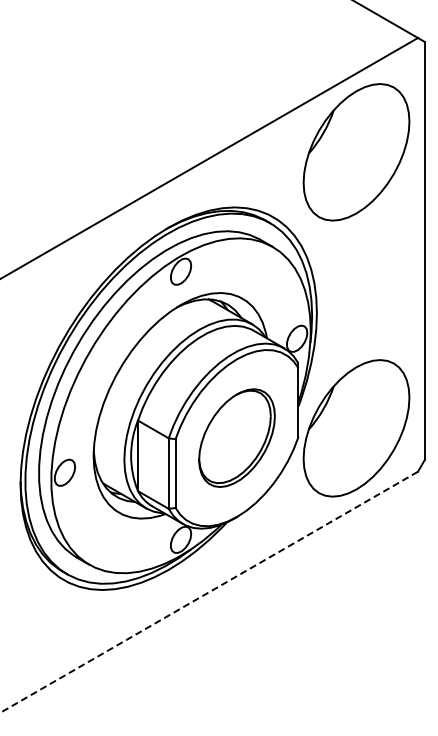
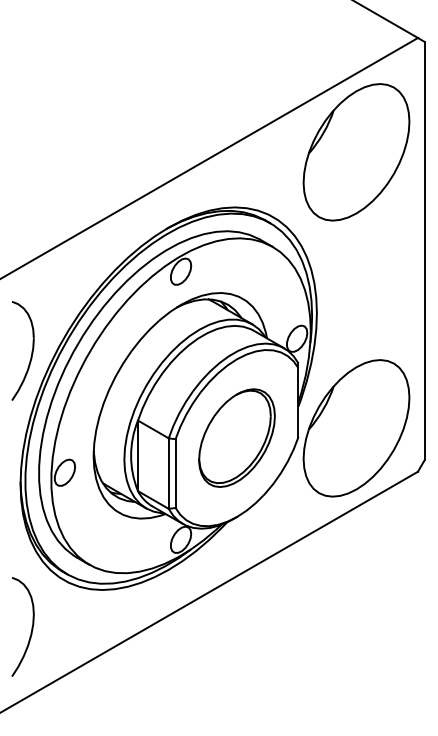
part: none -> present (31, 351)
line: dashed -> solid (209, 592)
curve: none -> present (31, 627)
